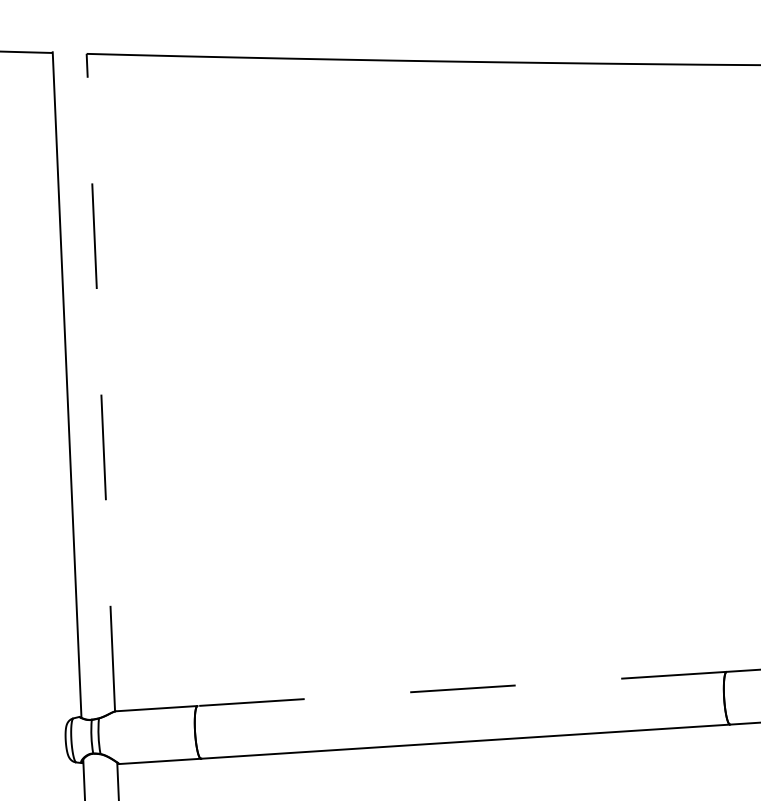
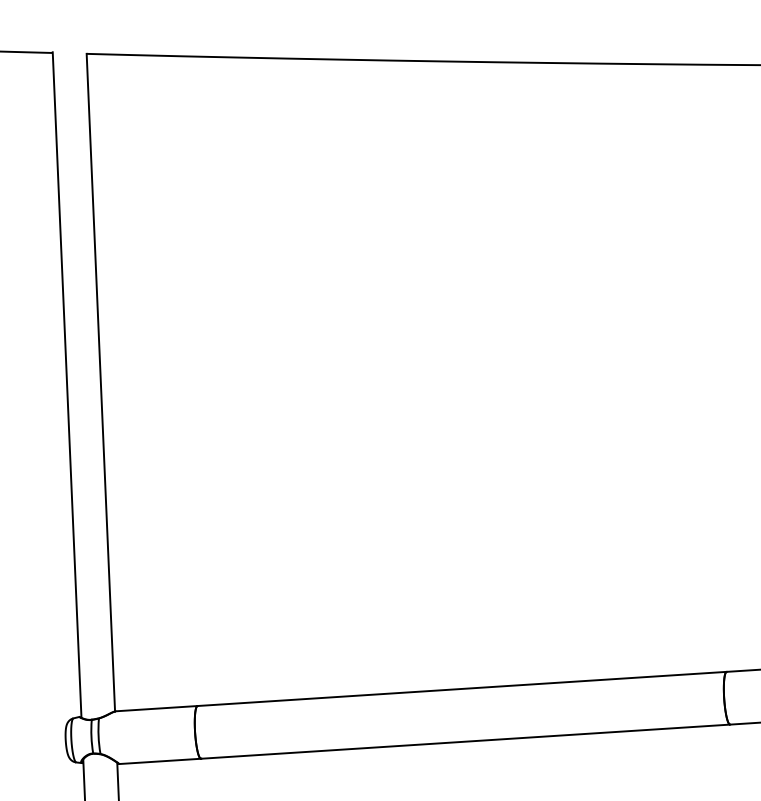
line: dashed -> solid (100, 382)
line: dashed -> solid (461, 688)
